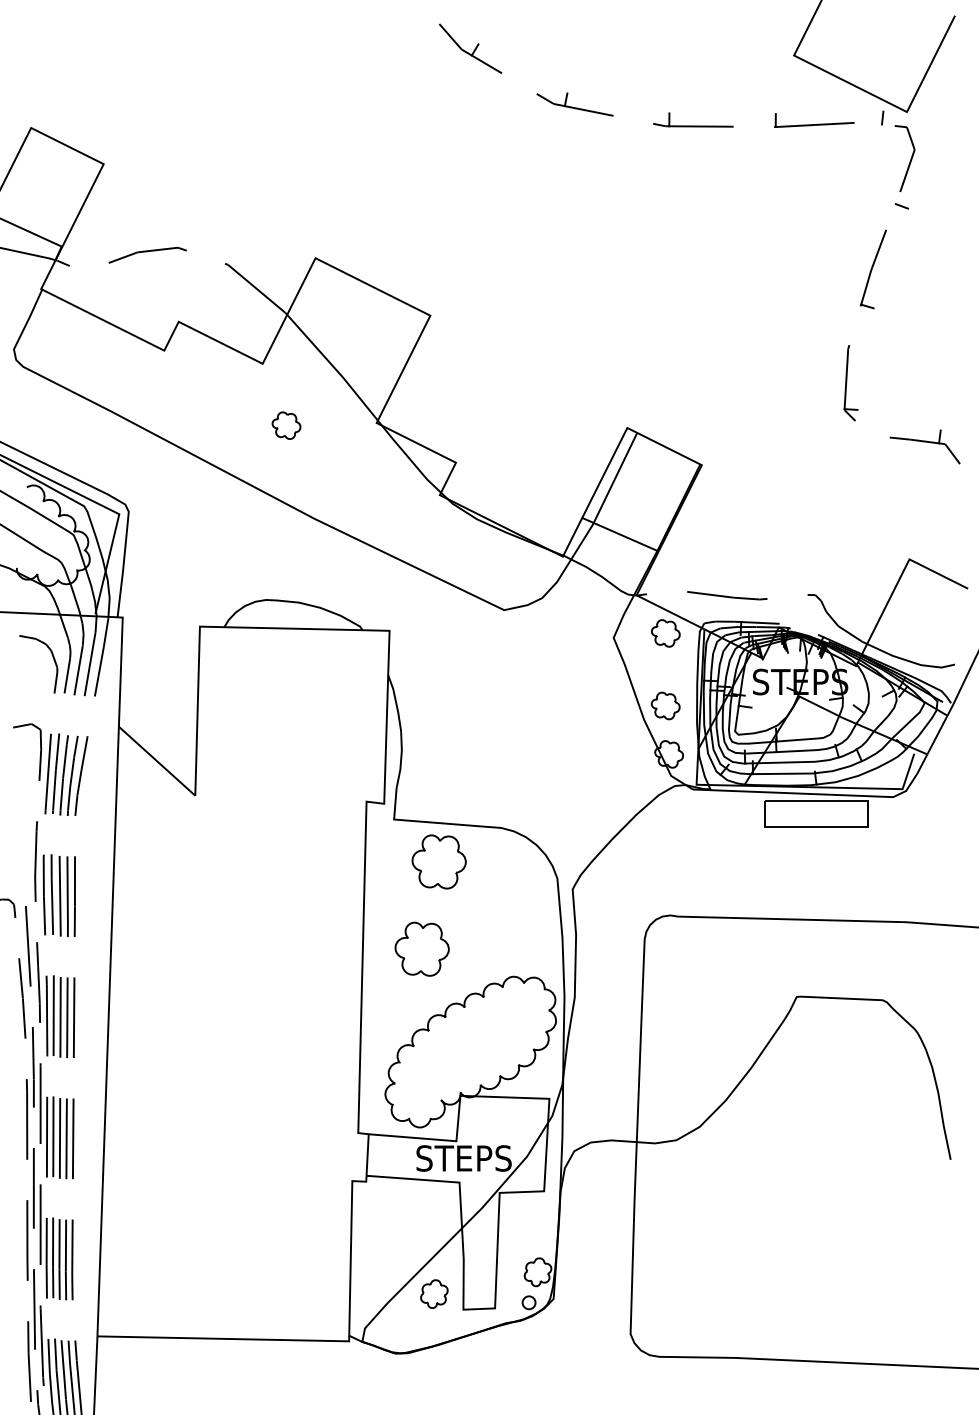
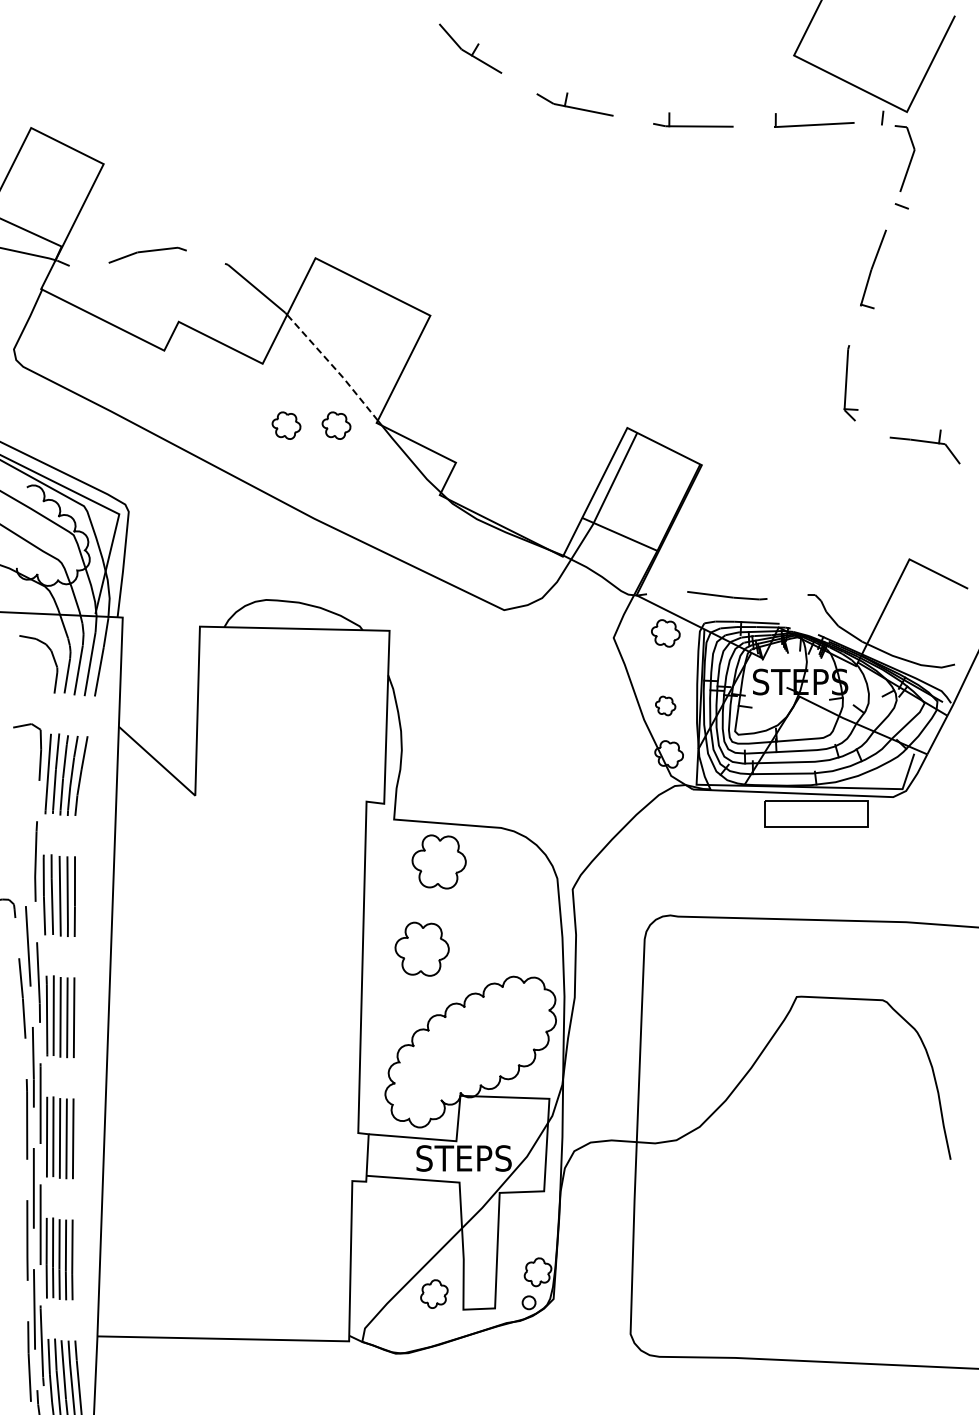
line: solid -> dashed (333, 367)
part: none -> present (336, 425)
part size: 31x30 px -> 22x22 px (665, 705)
